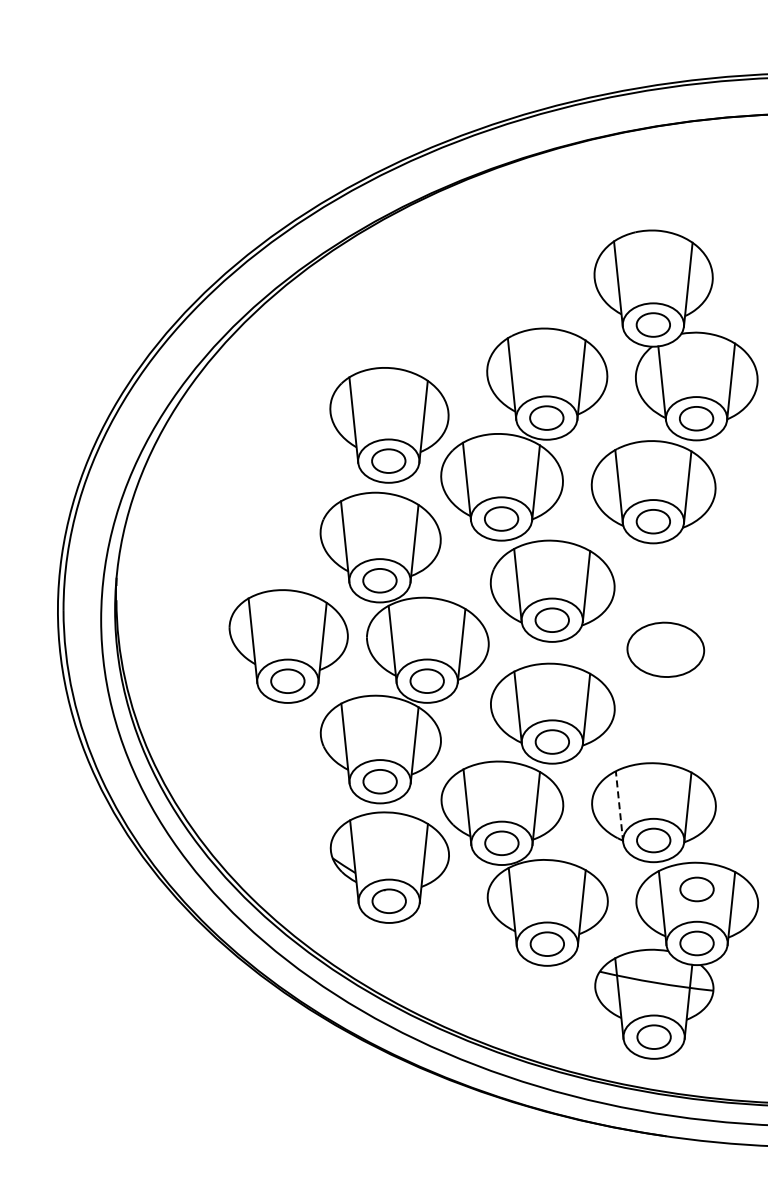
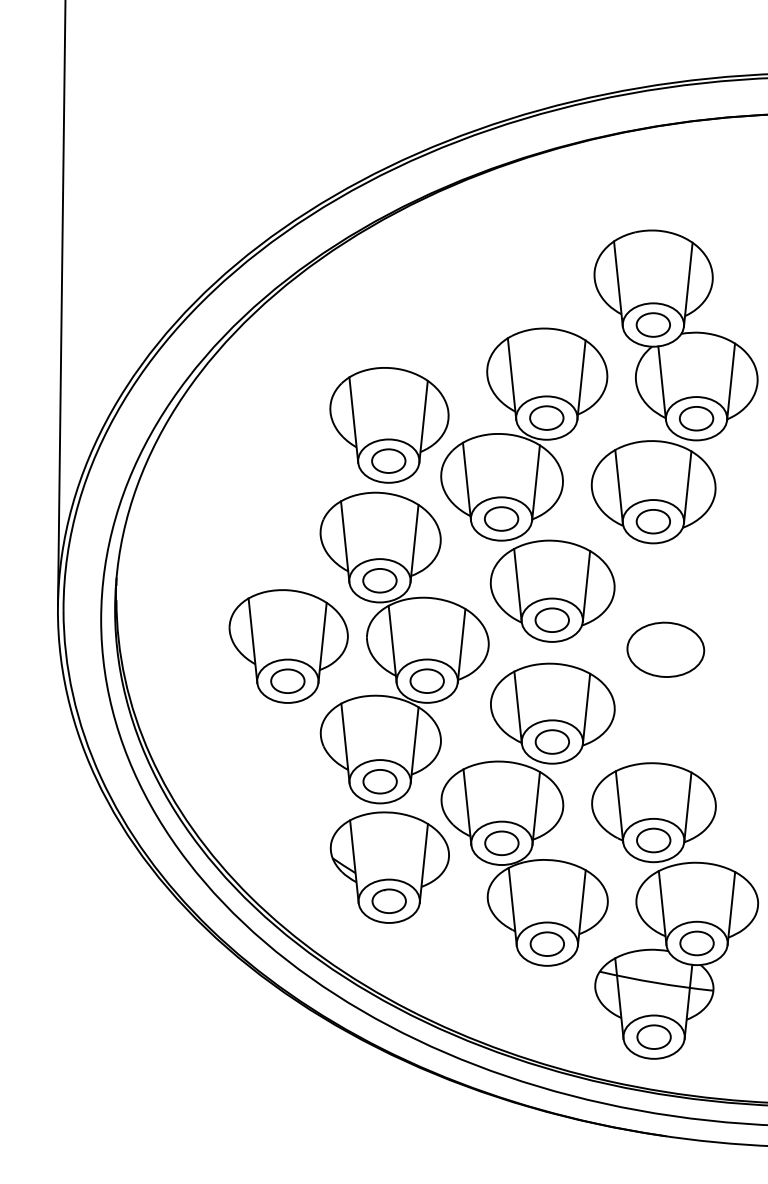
line: none -> present (61, 303)
line: dashed -> solid (619, 806)
part: present -> none (696, 889)
